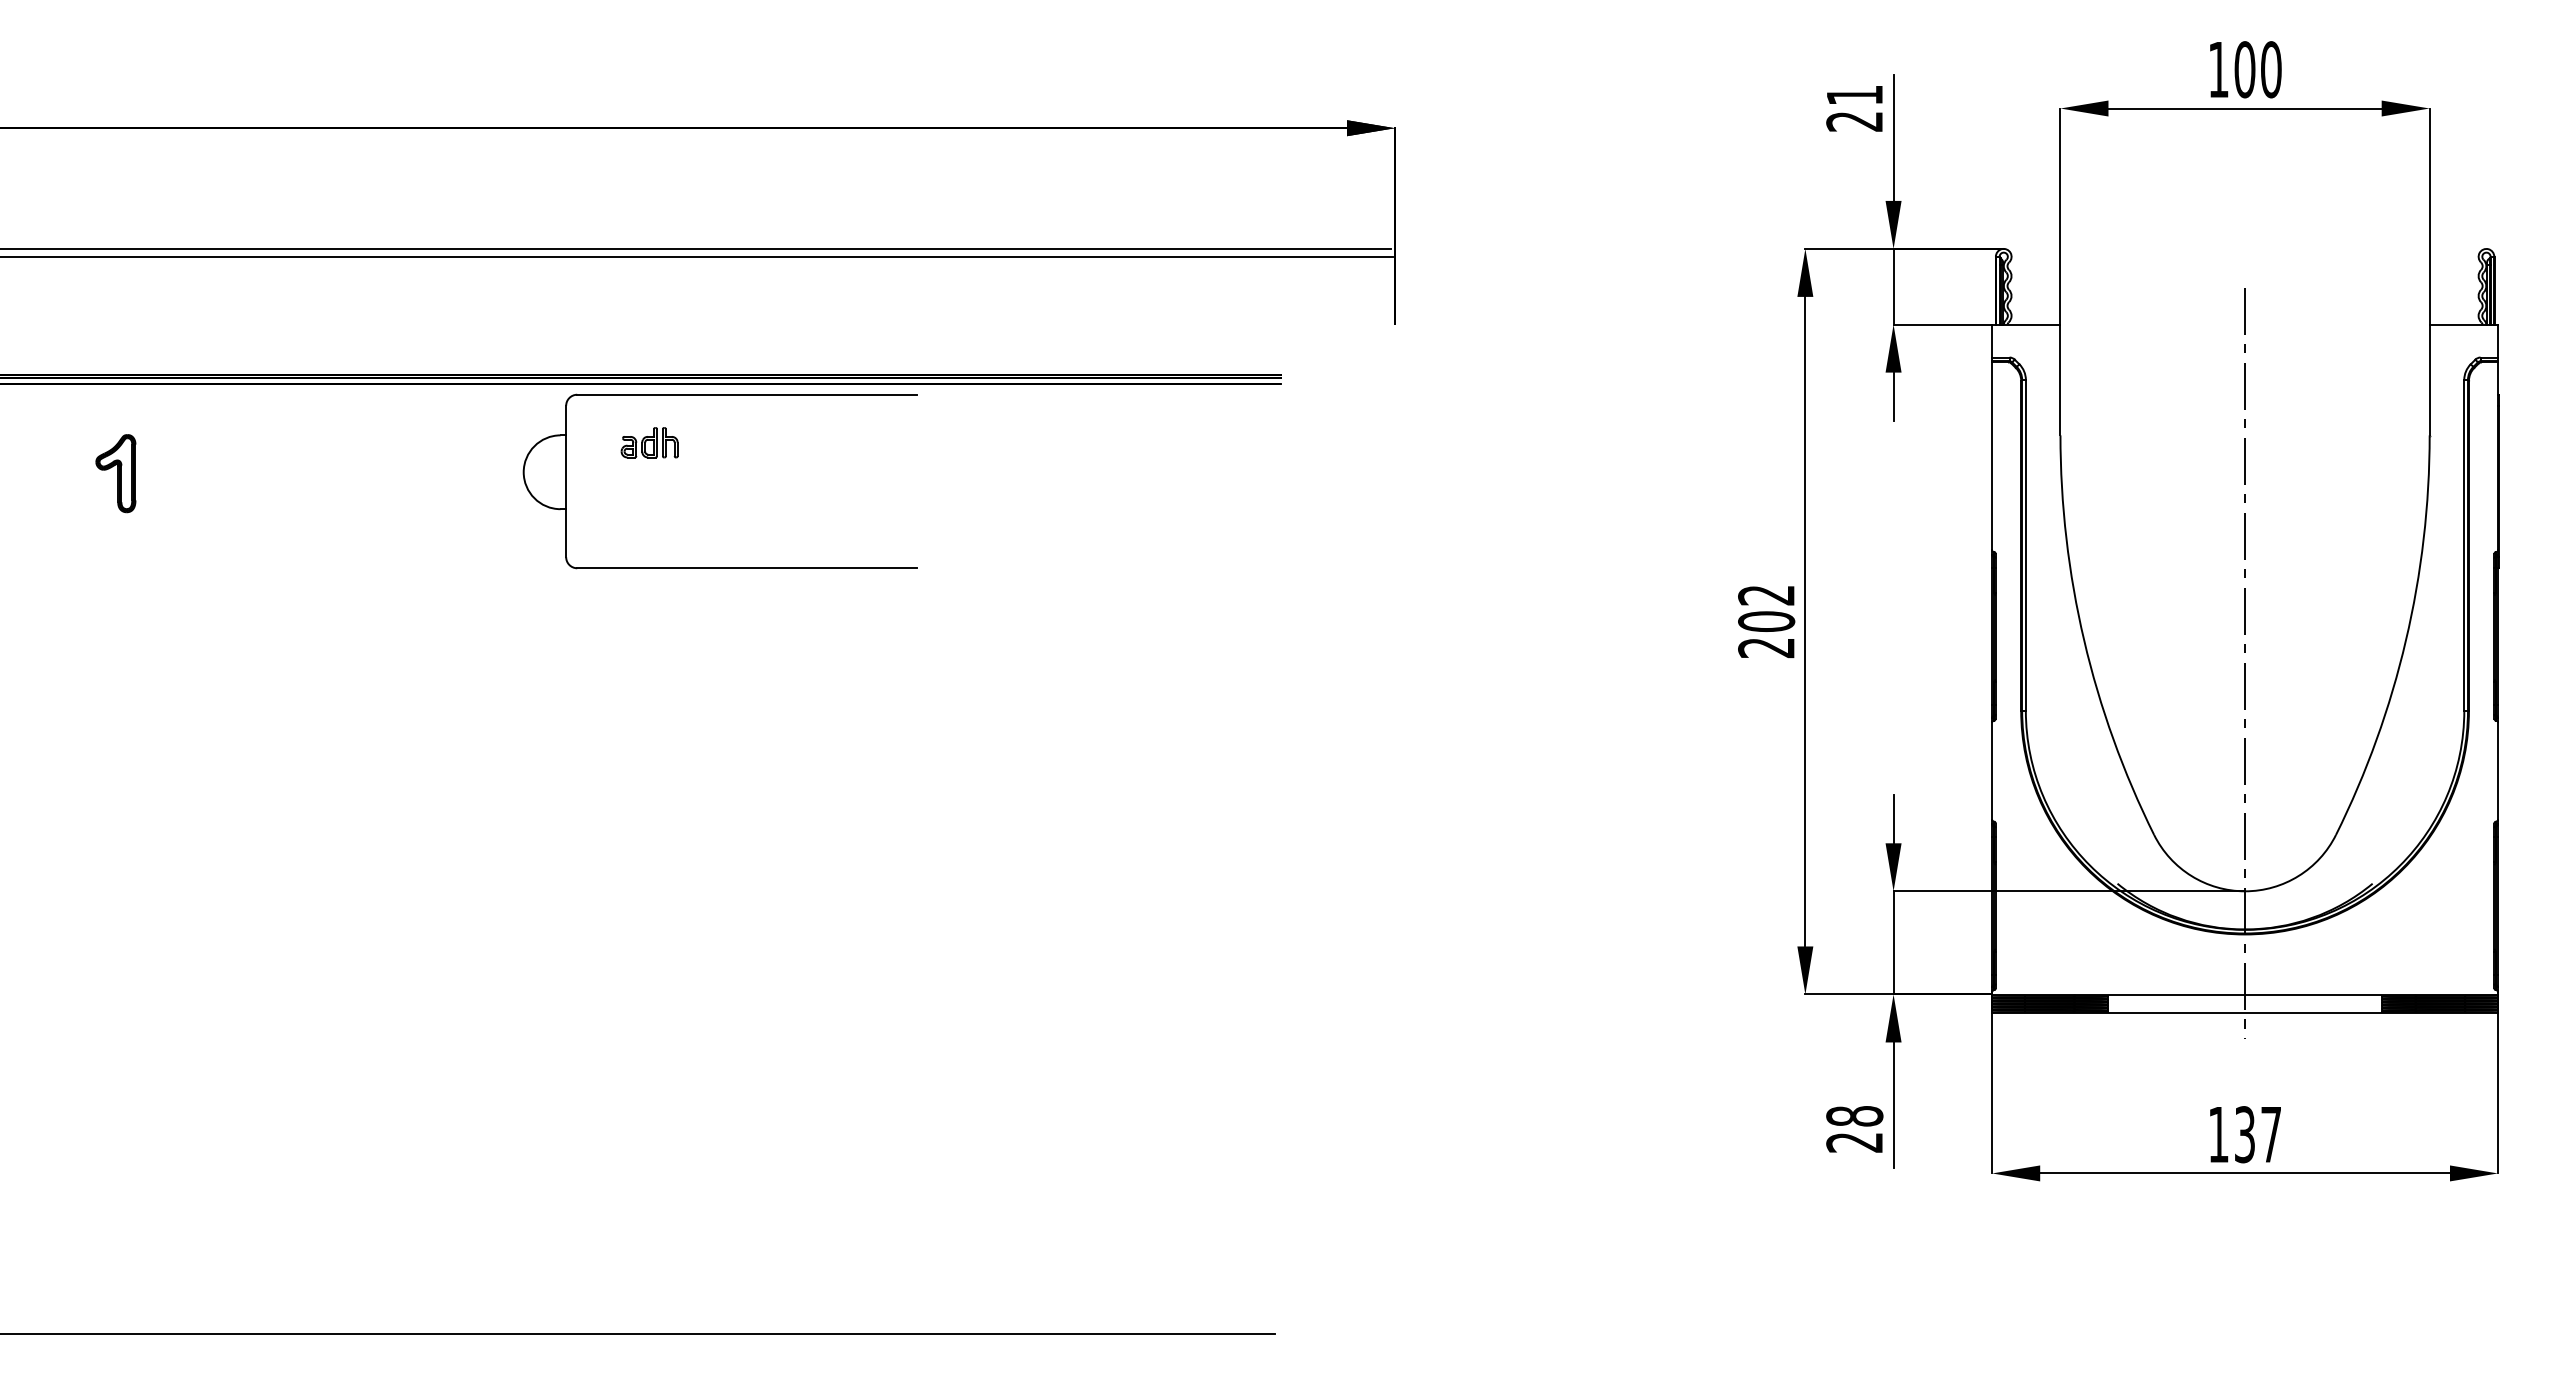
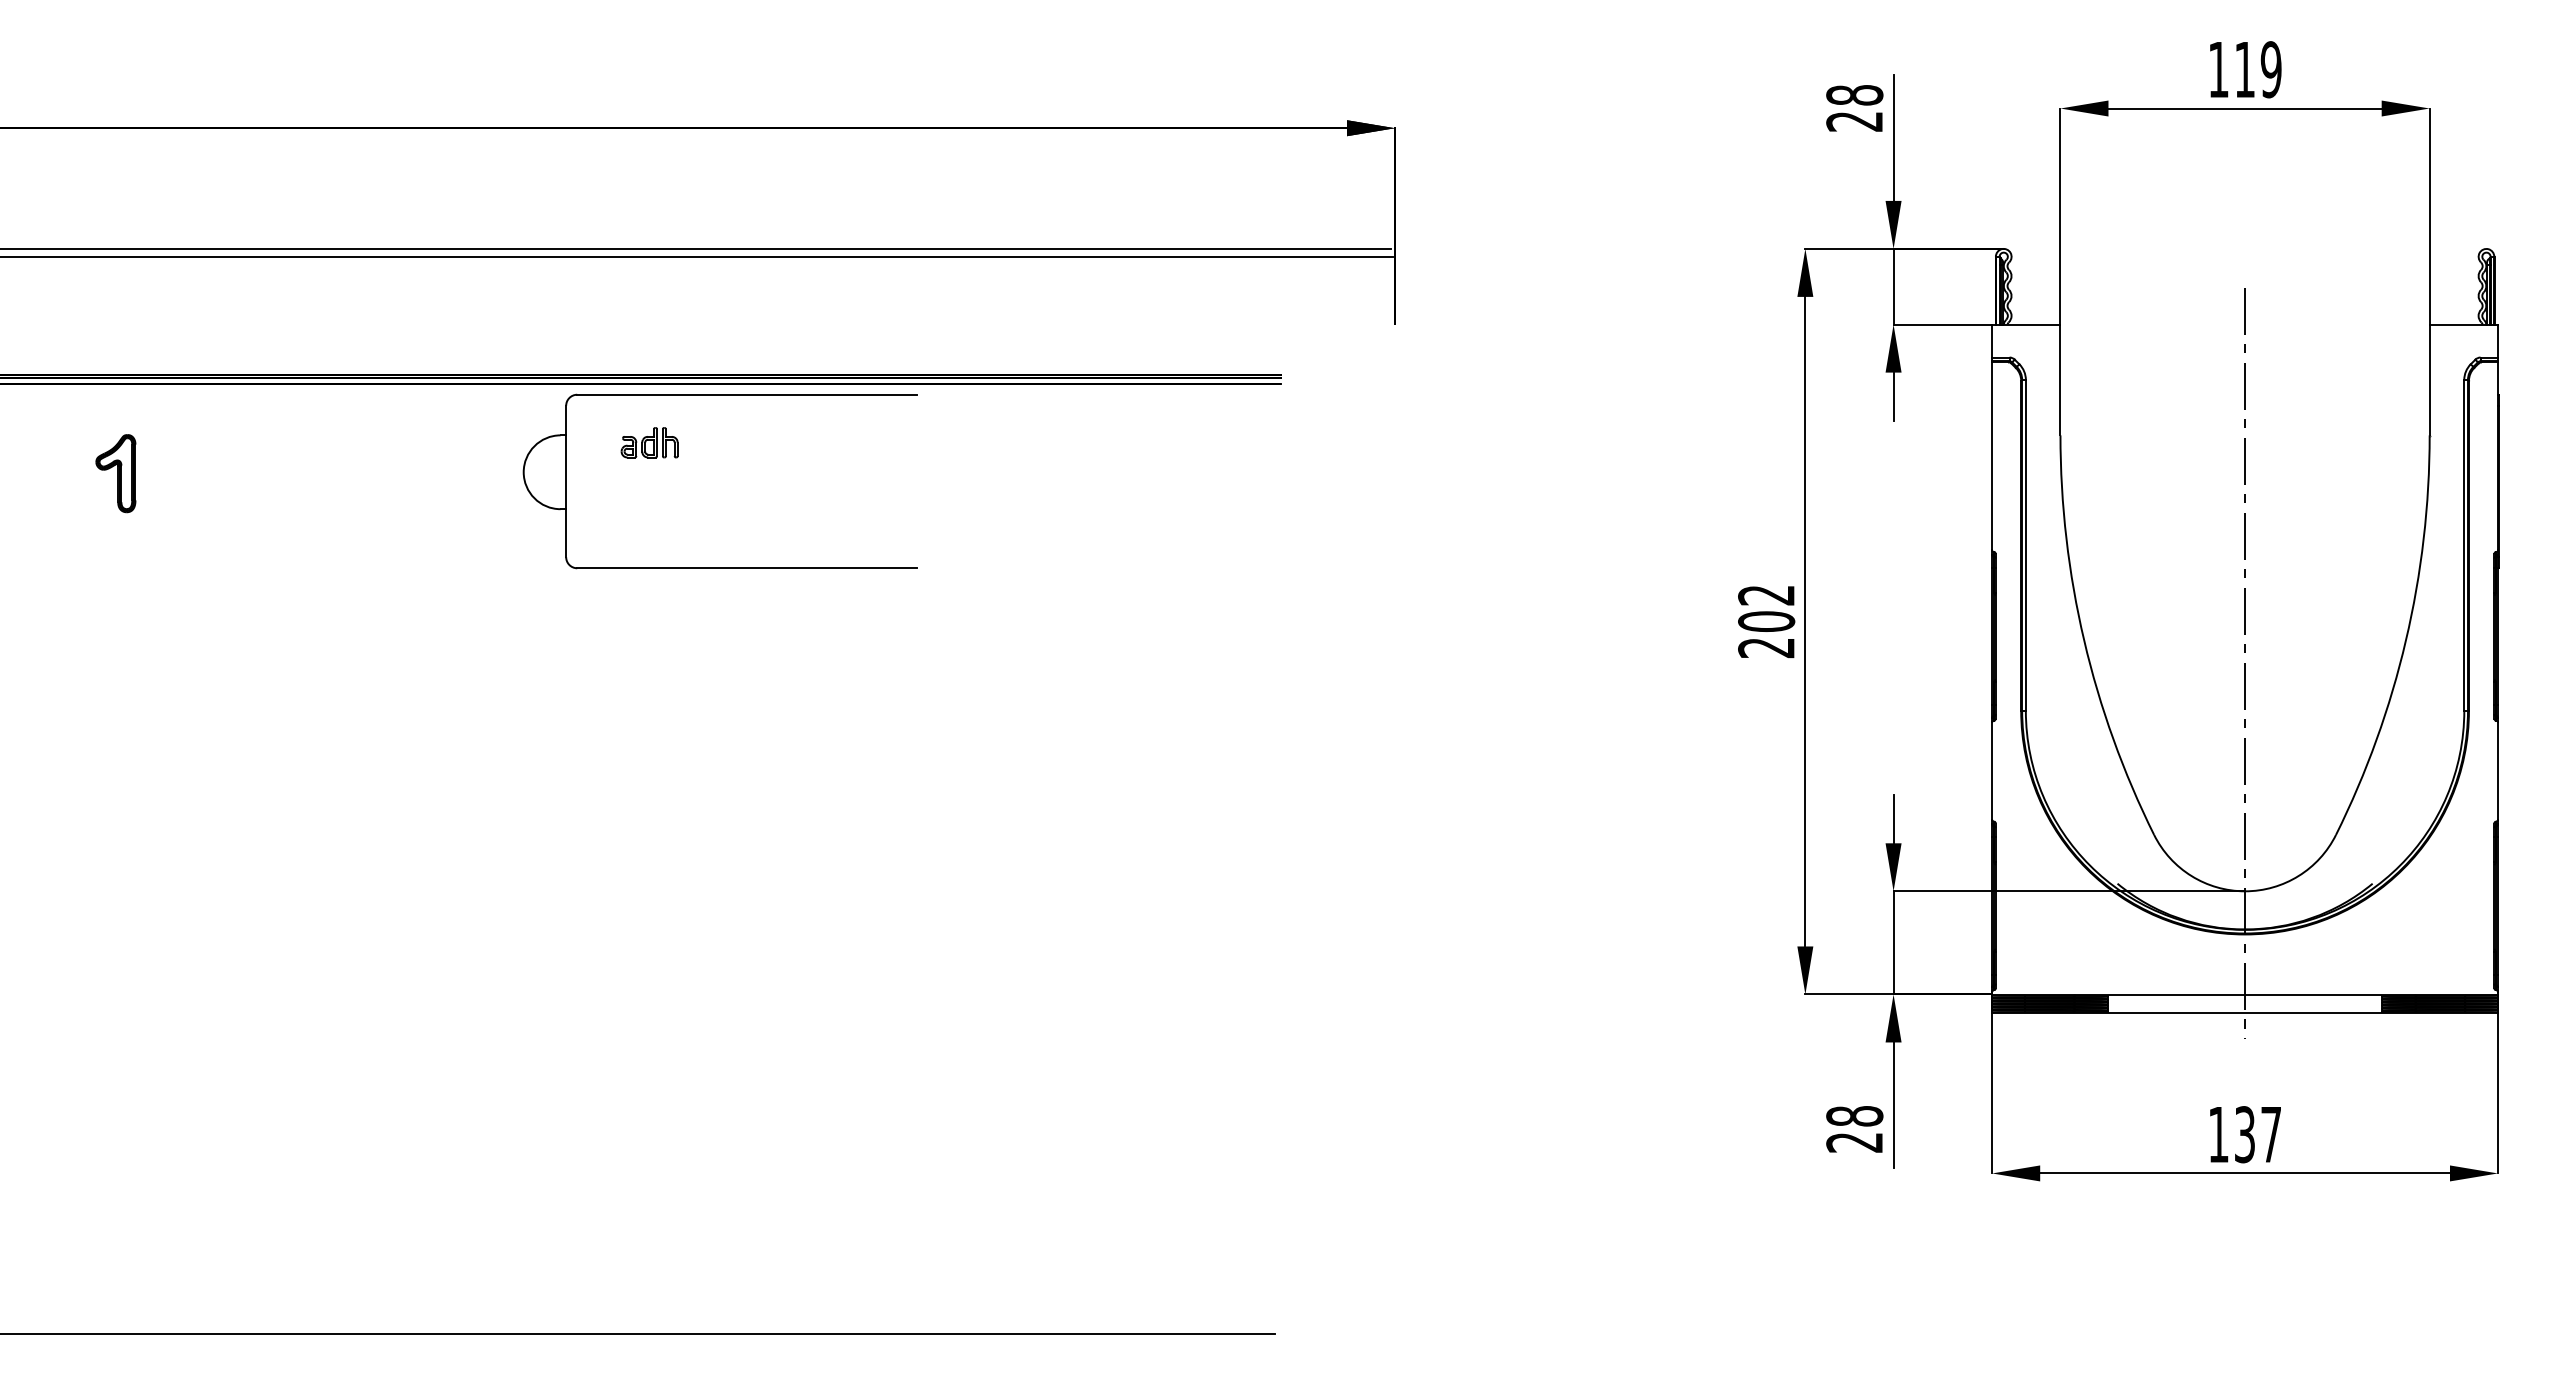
text: 100 -> 119 (2257, 69)
text: 21 -> 28 (1854, 95)
